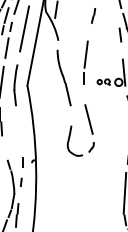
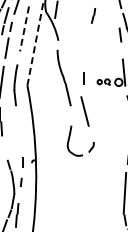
line: solid -> dashed (24, 28)
line: solid -> dashed (35, 42)
line: present -> none (85, 54)
line position: (88, 119) -> (84, 111) (84, 111)
